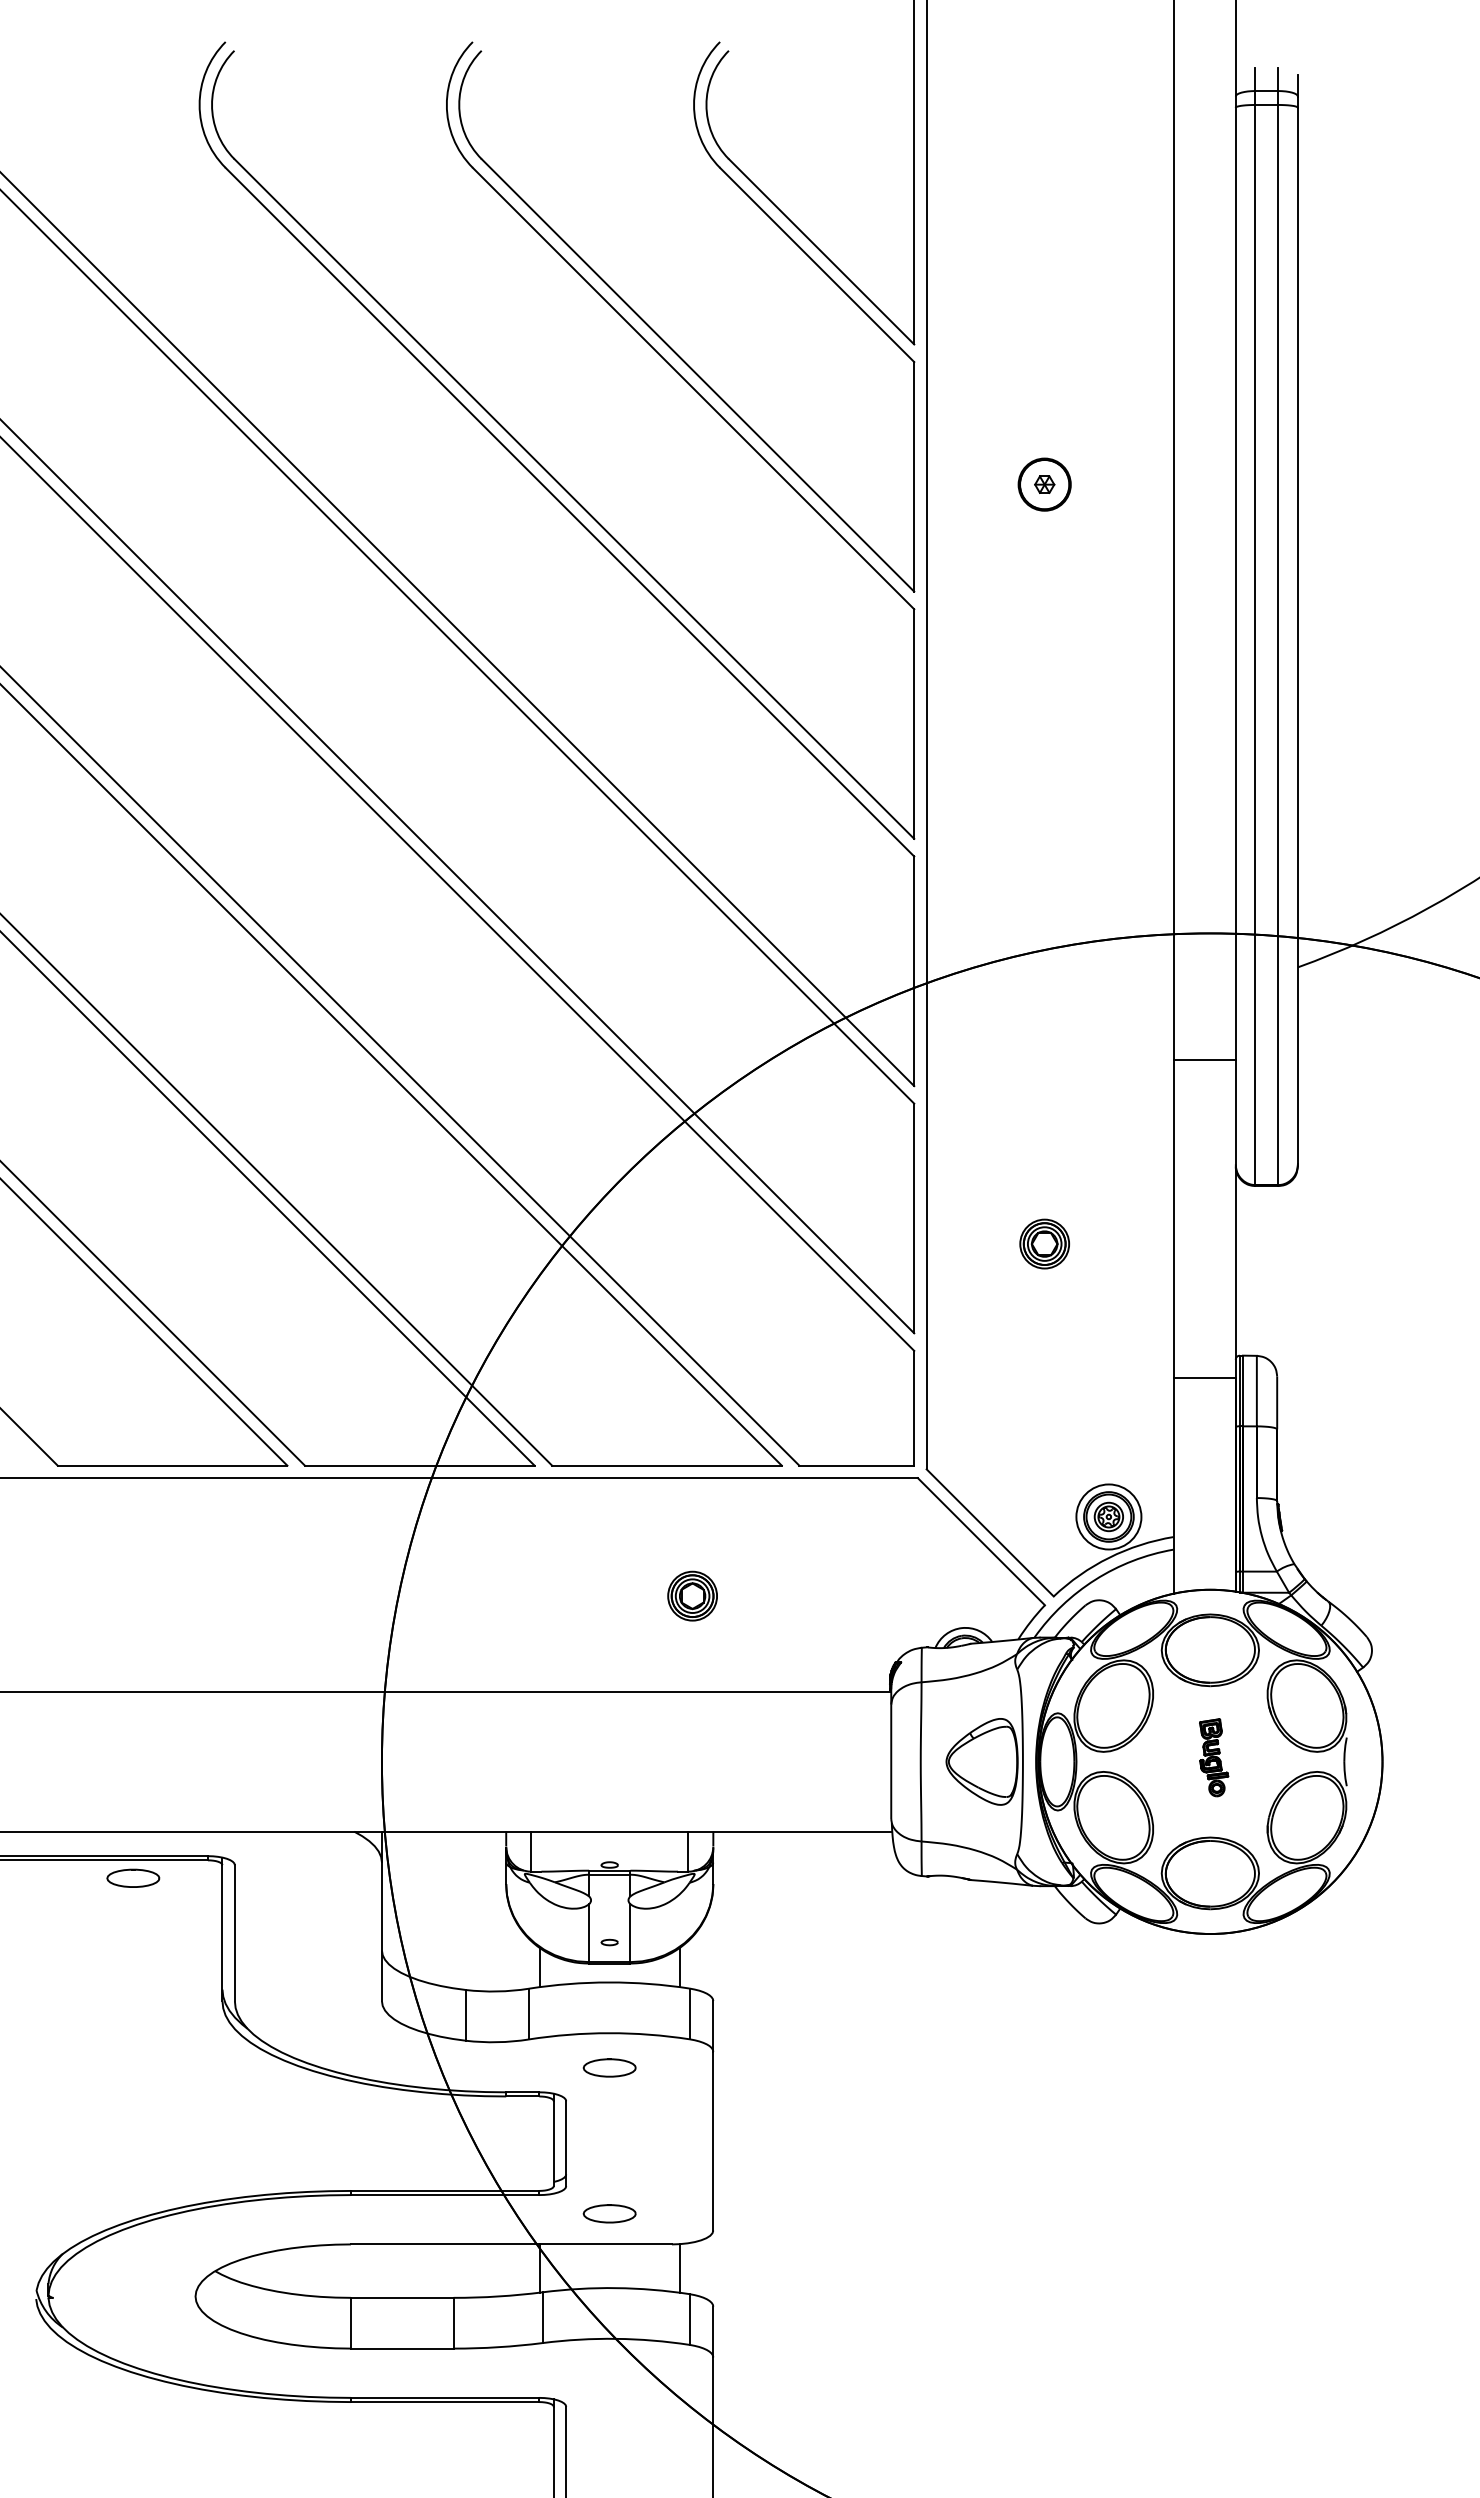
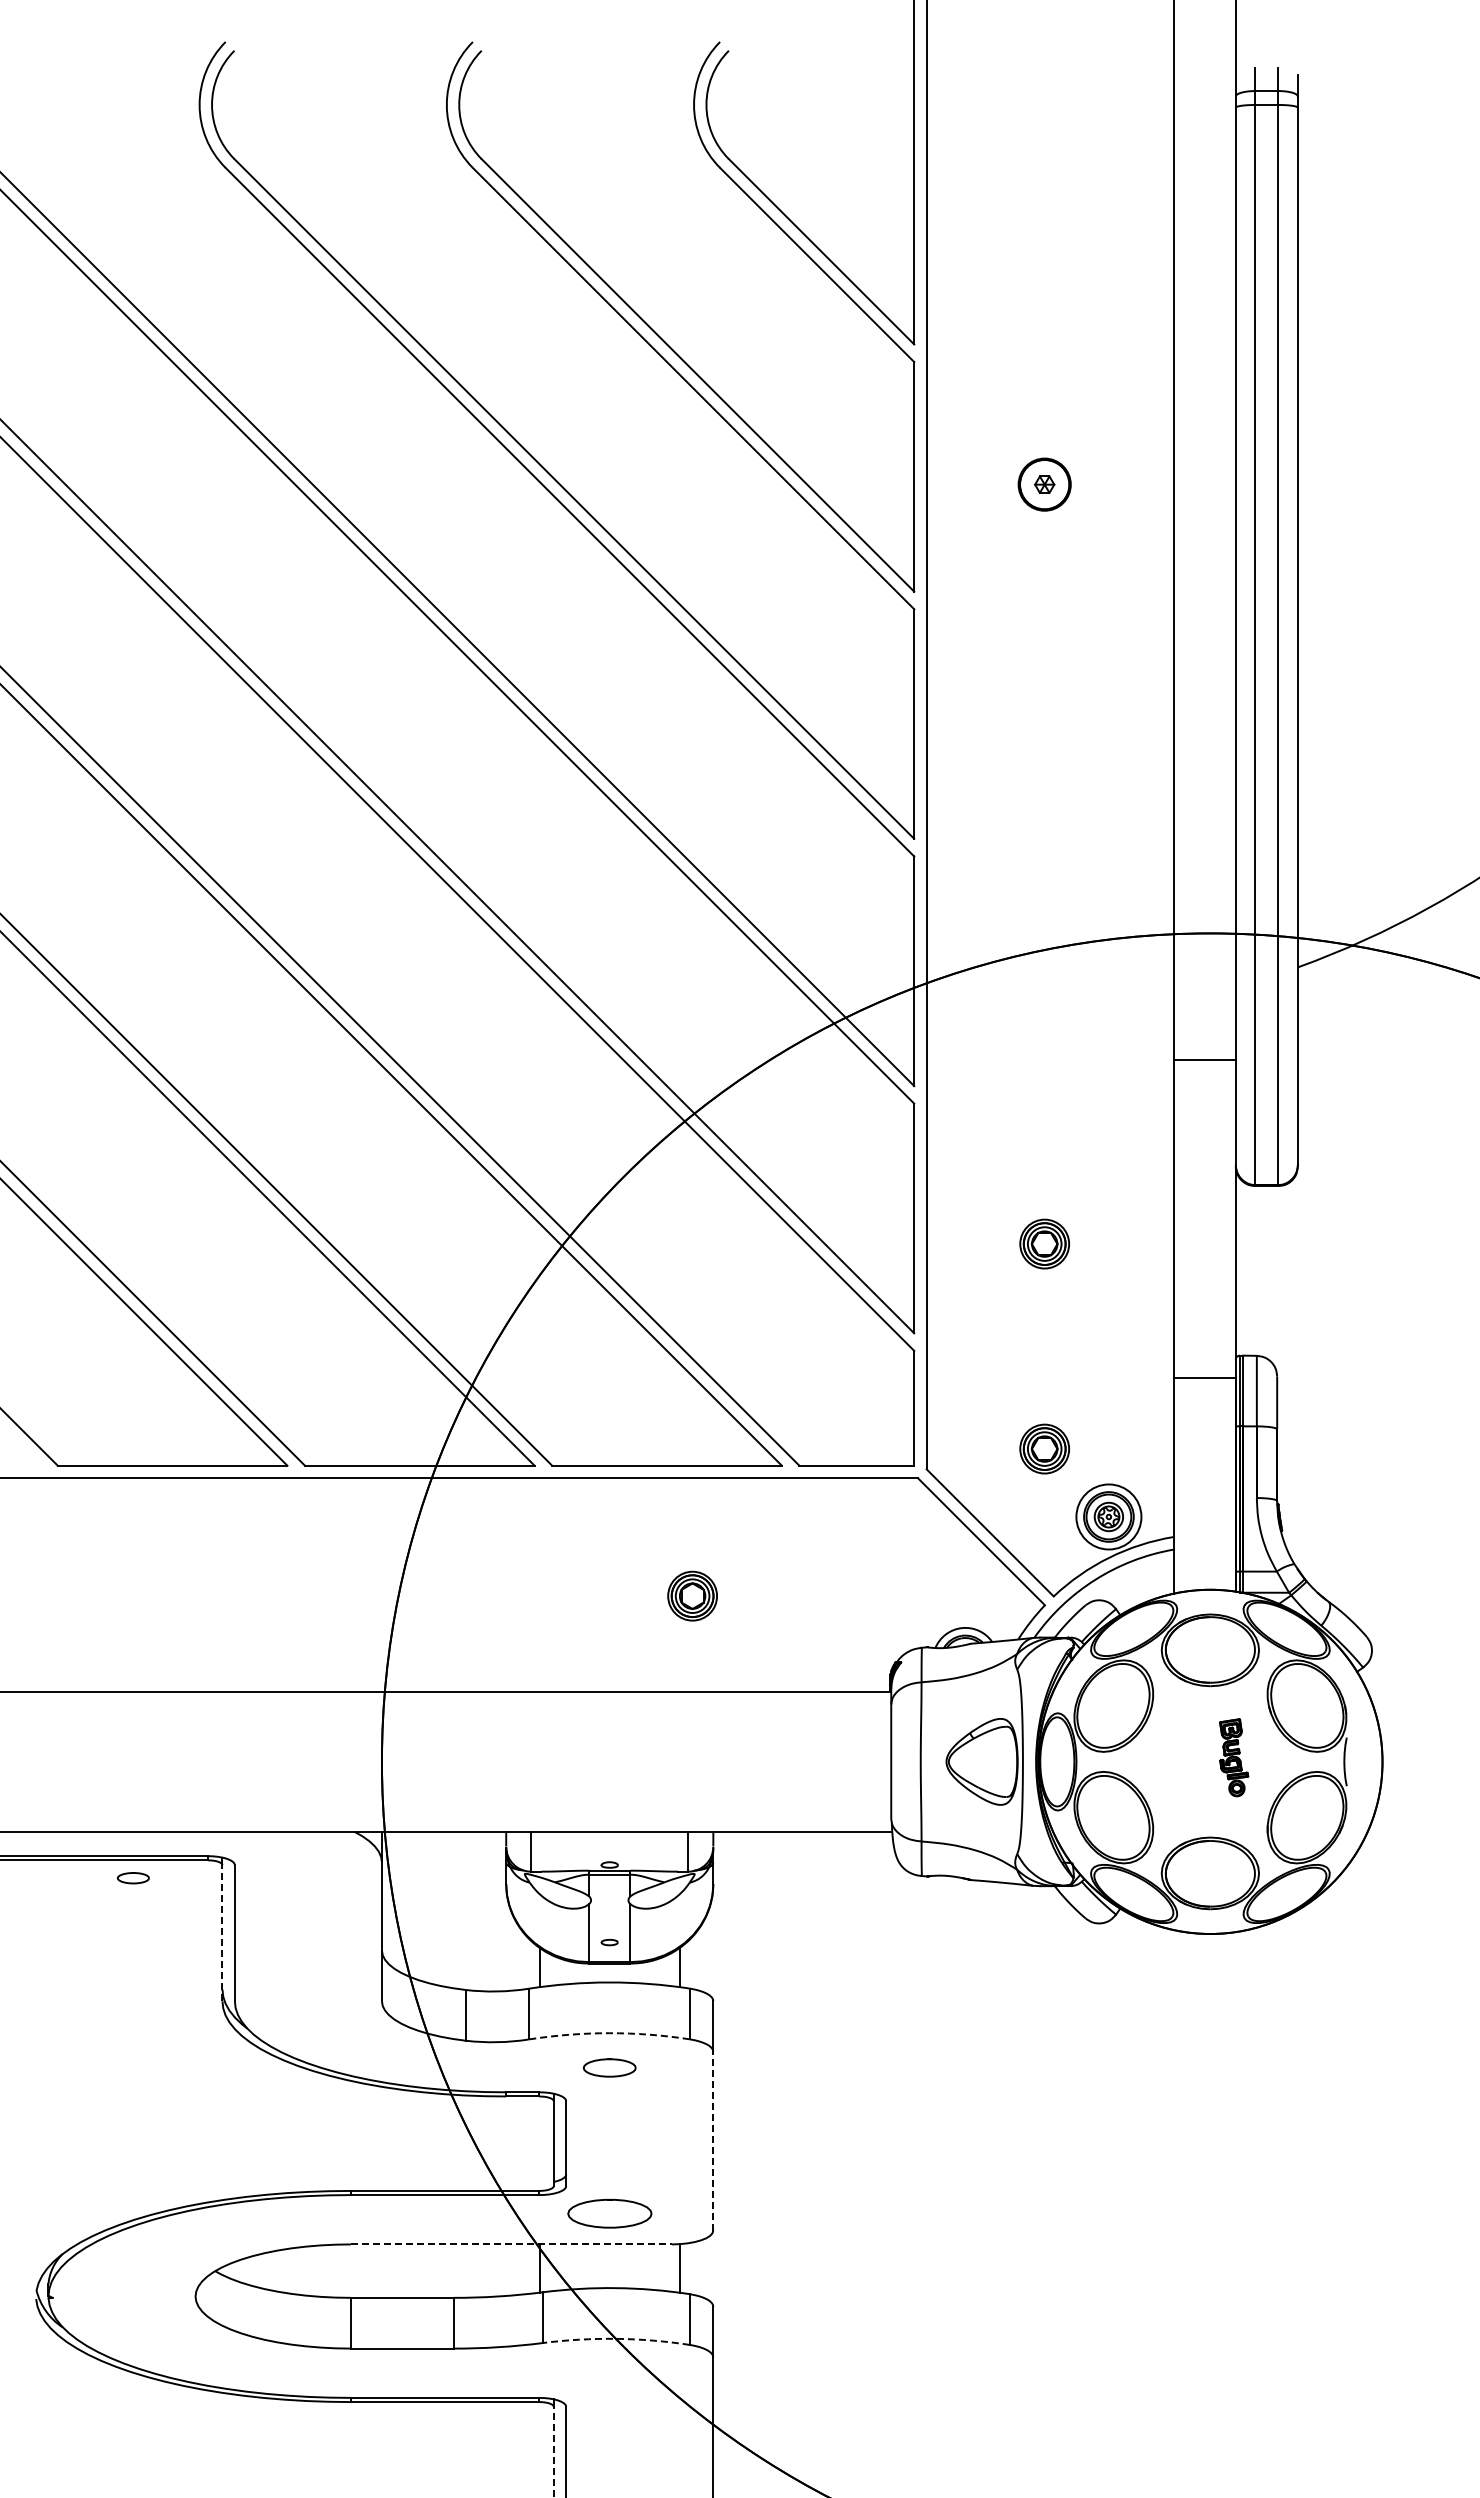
part: none -> present (1044, 1448)
part position: (1214, 1757) -> (1234, 1757) (1234, 1757)
part size: 55x20 px -> 33x13 px (133, 1878)
line: solid -> dashed (222, 1932)
arc: solid -> dashed (609, 2033)
line: solid -> dashed (713, 2140)
part size: 55x20 px -> 86x30 px (609, 2213)
line: solid -> dashed (511, 2244)
arc: solid -> dashed (616, 2338)
line: solid -> dashed (553, 2451)
